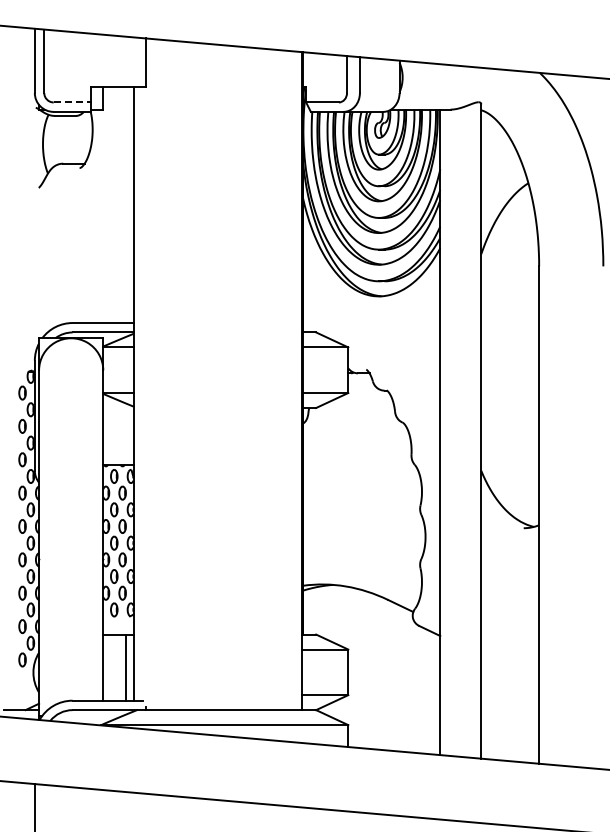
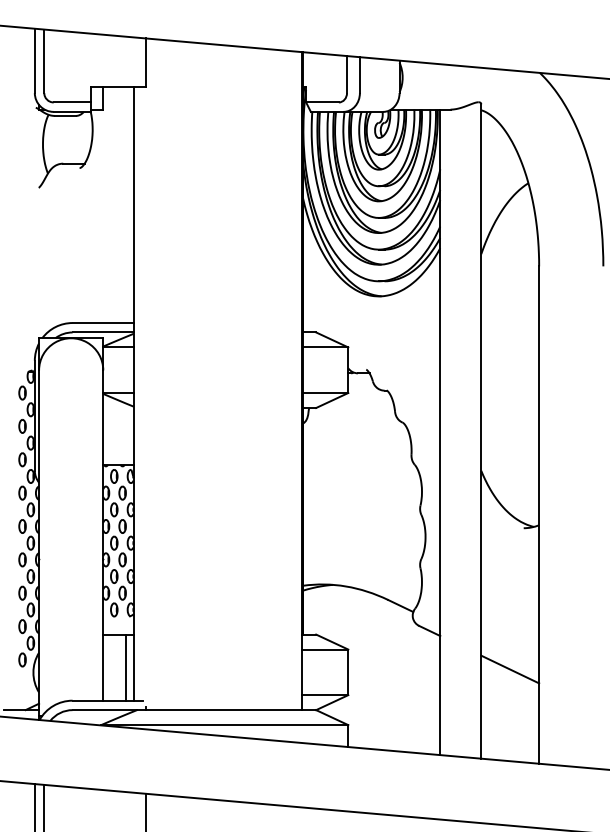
line: dashed -> solid (72, 102)
line: none -> present (510, 669)
line: none -> present (44, 806)
line: none -> present (146, 810)
